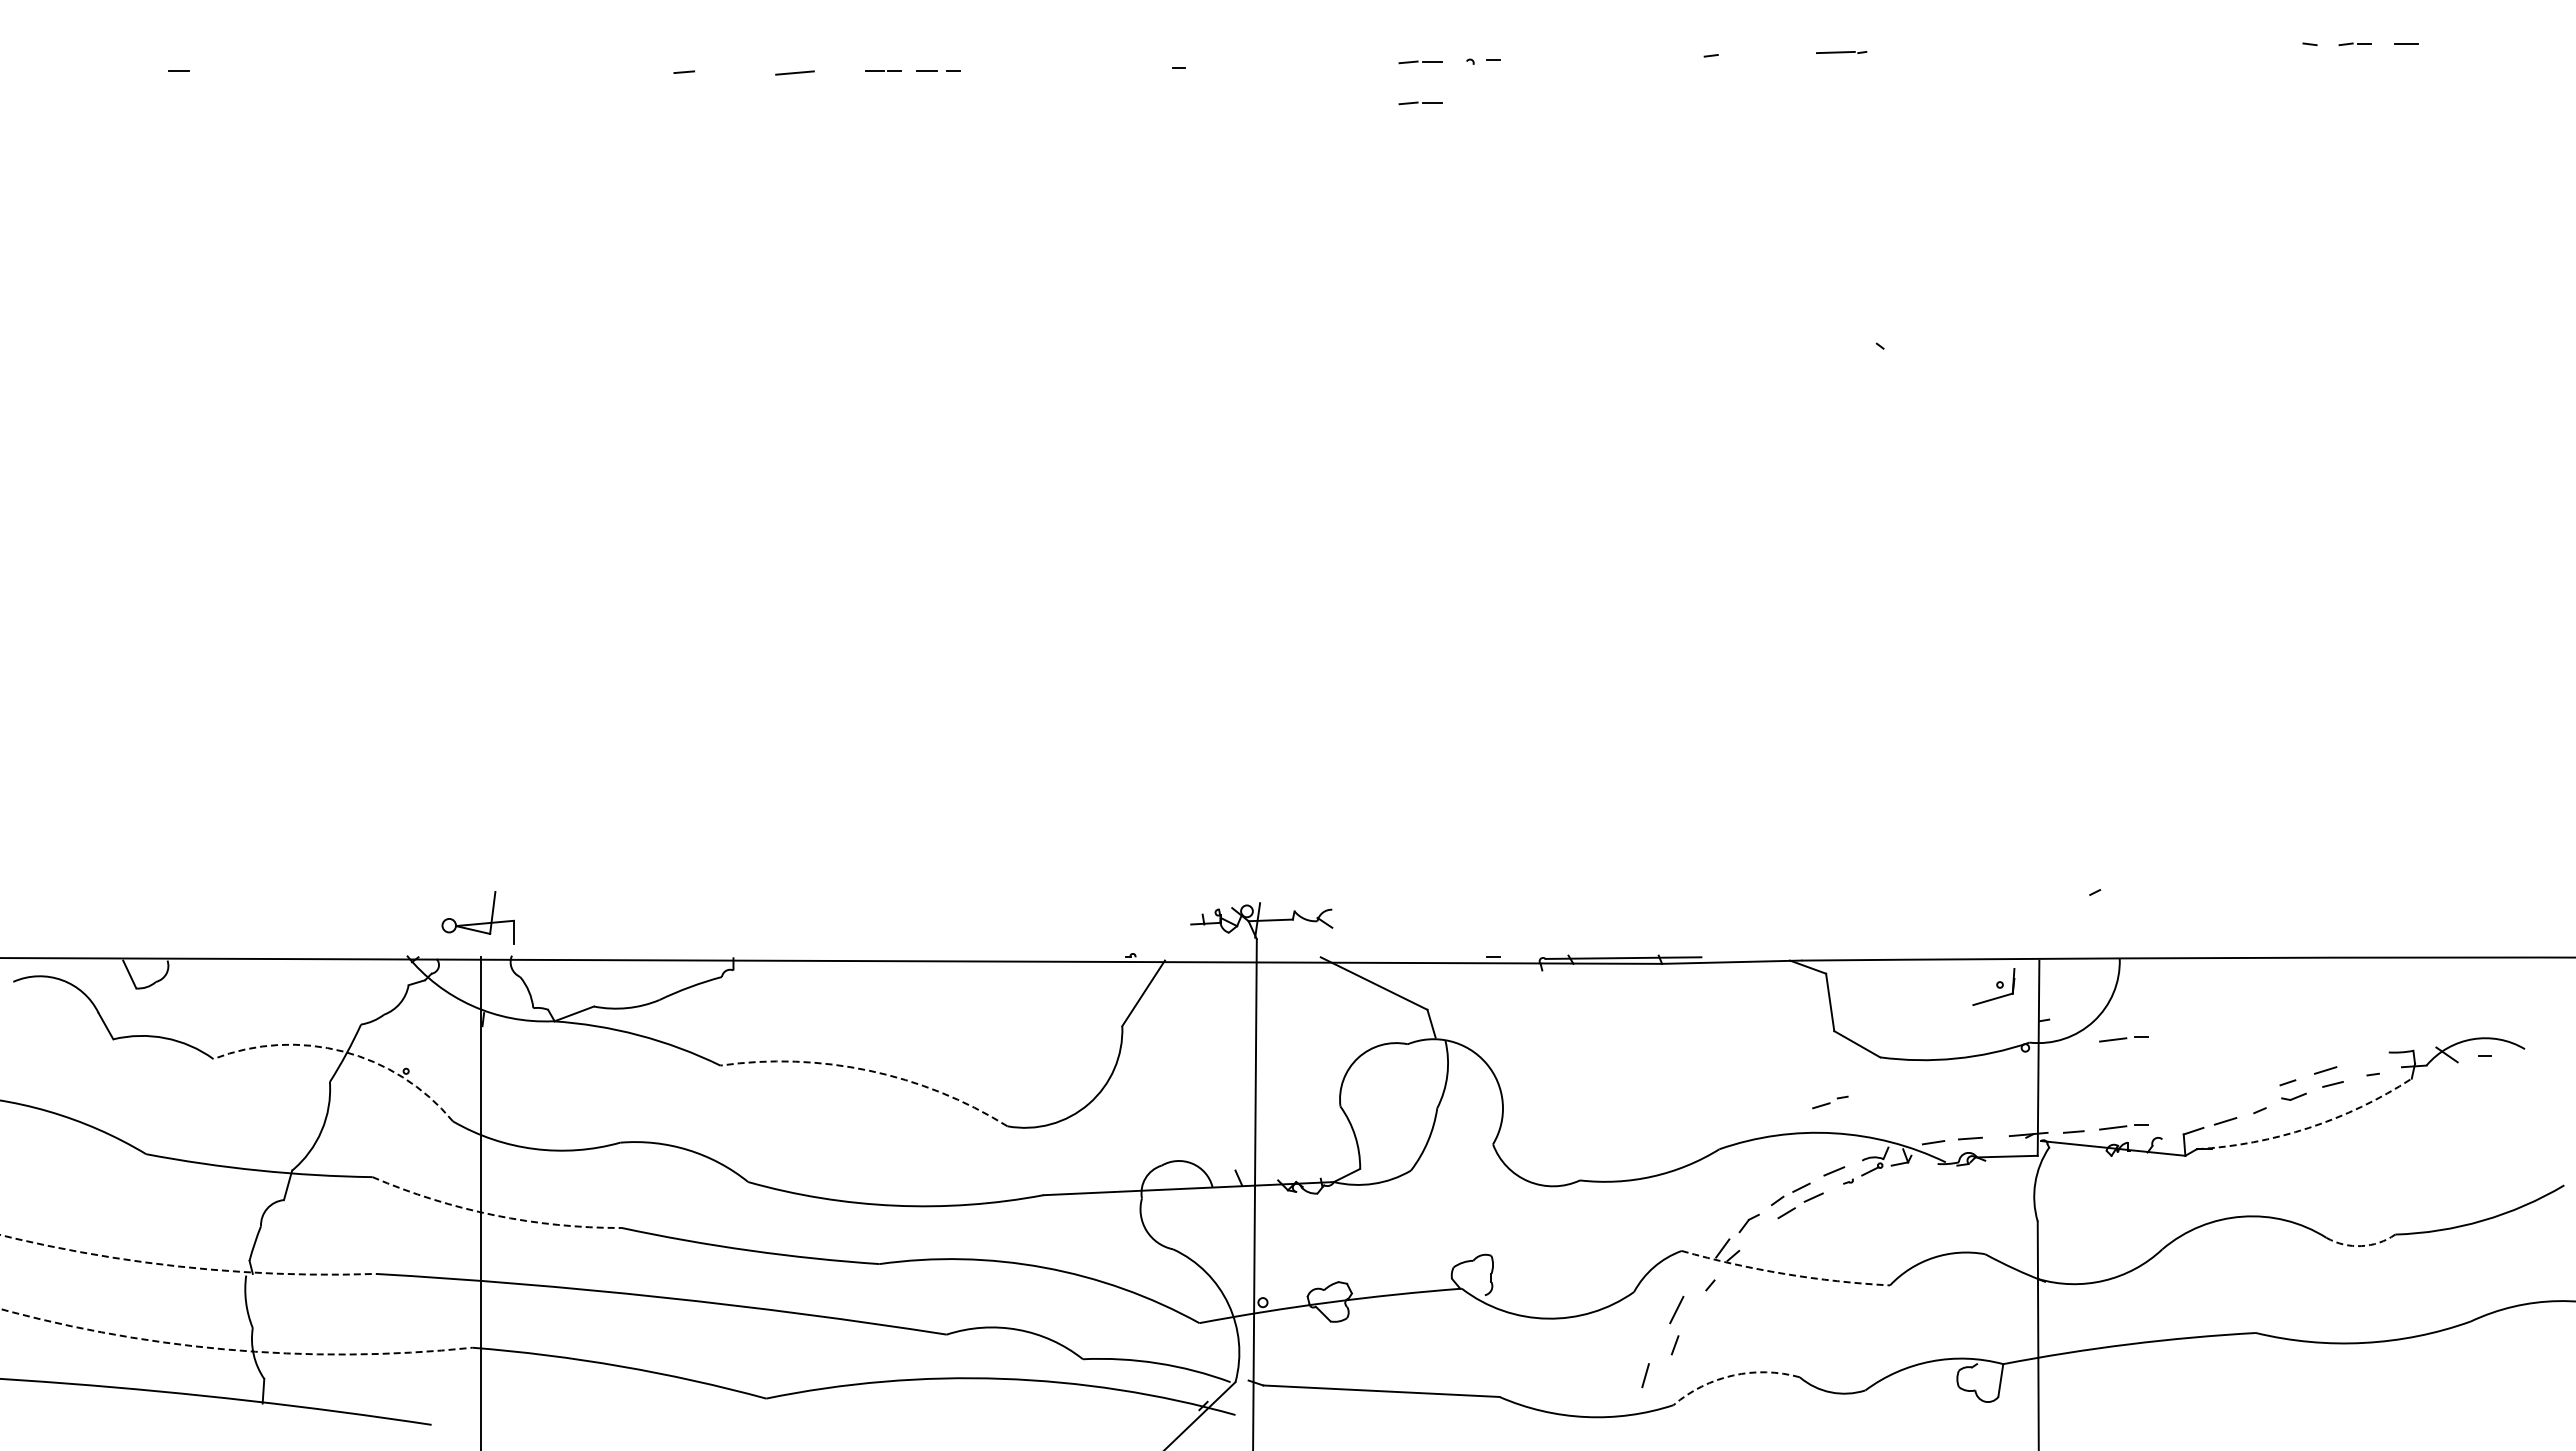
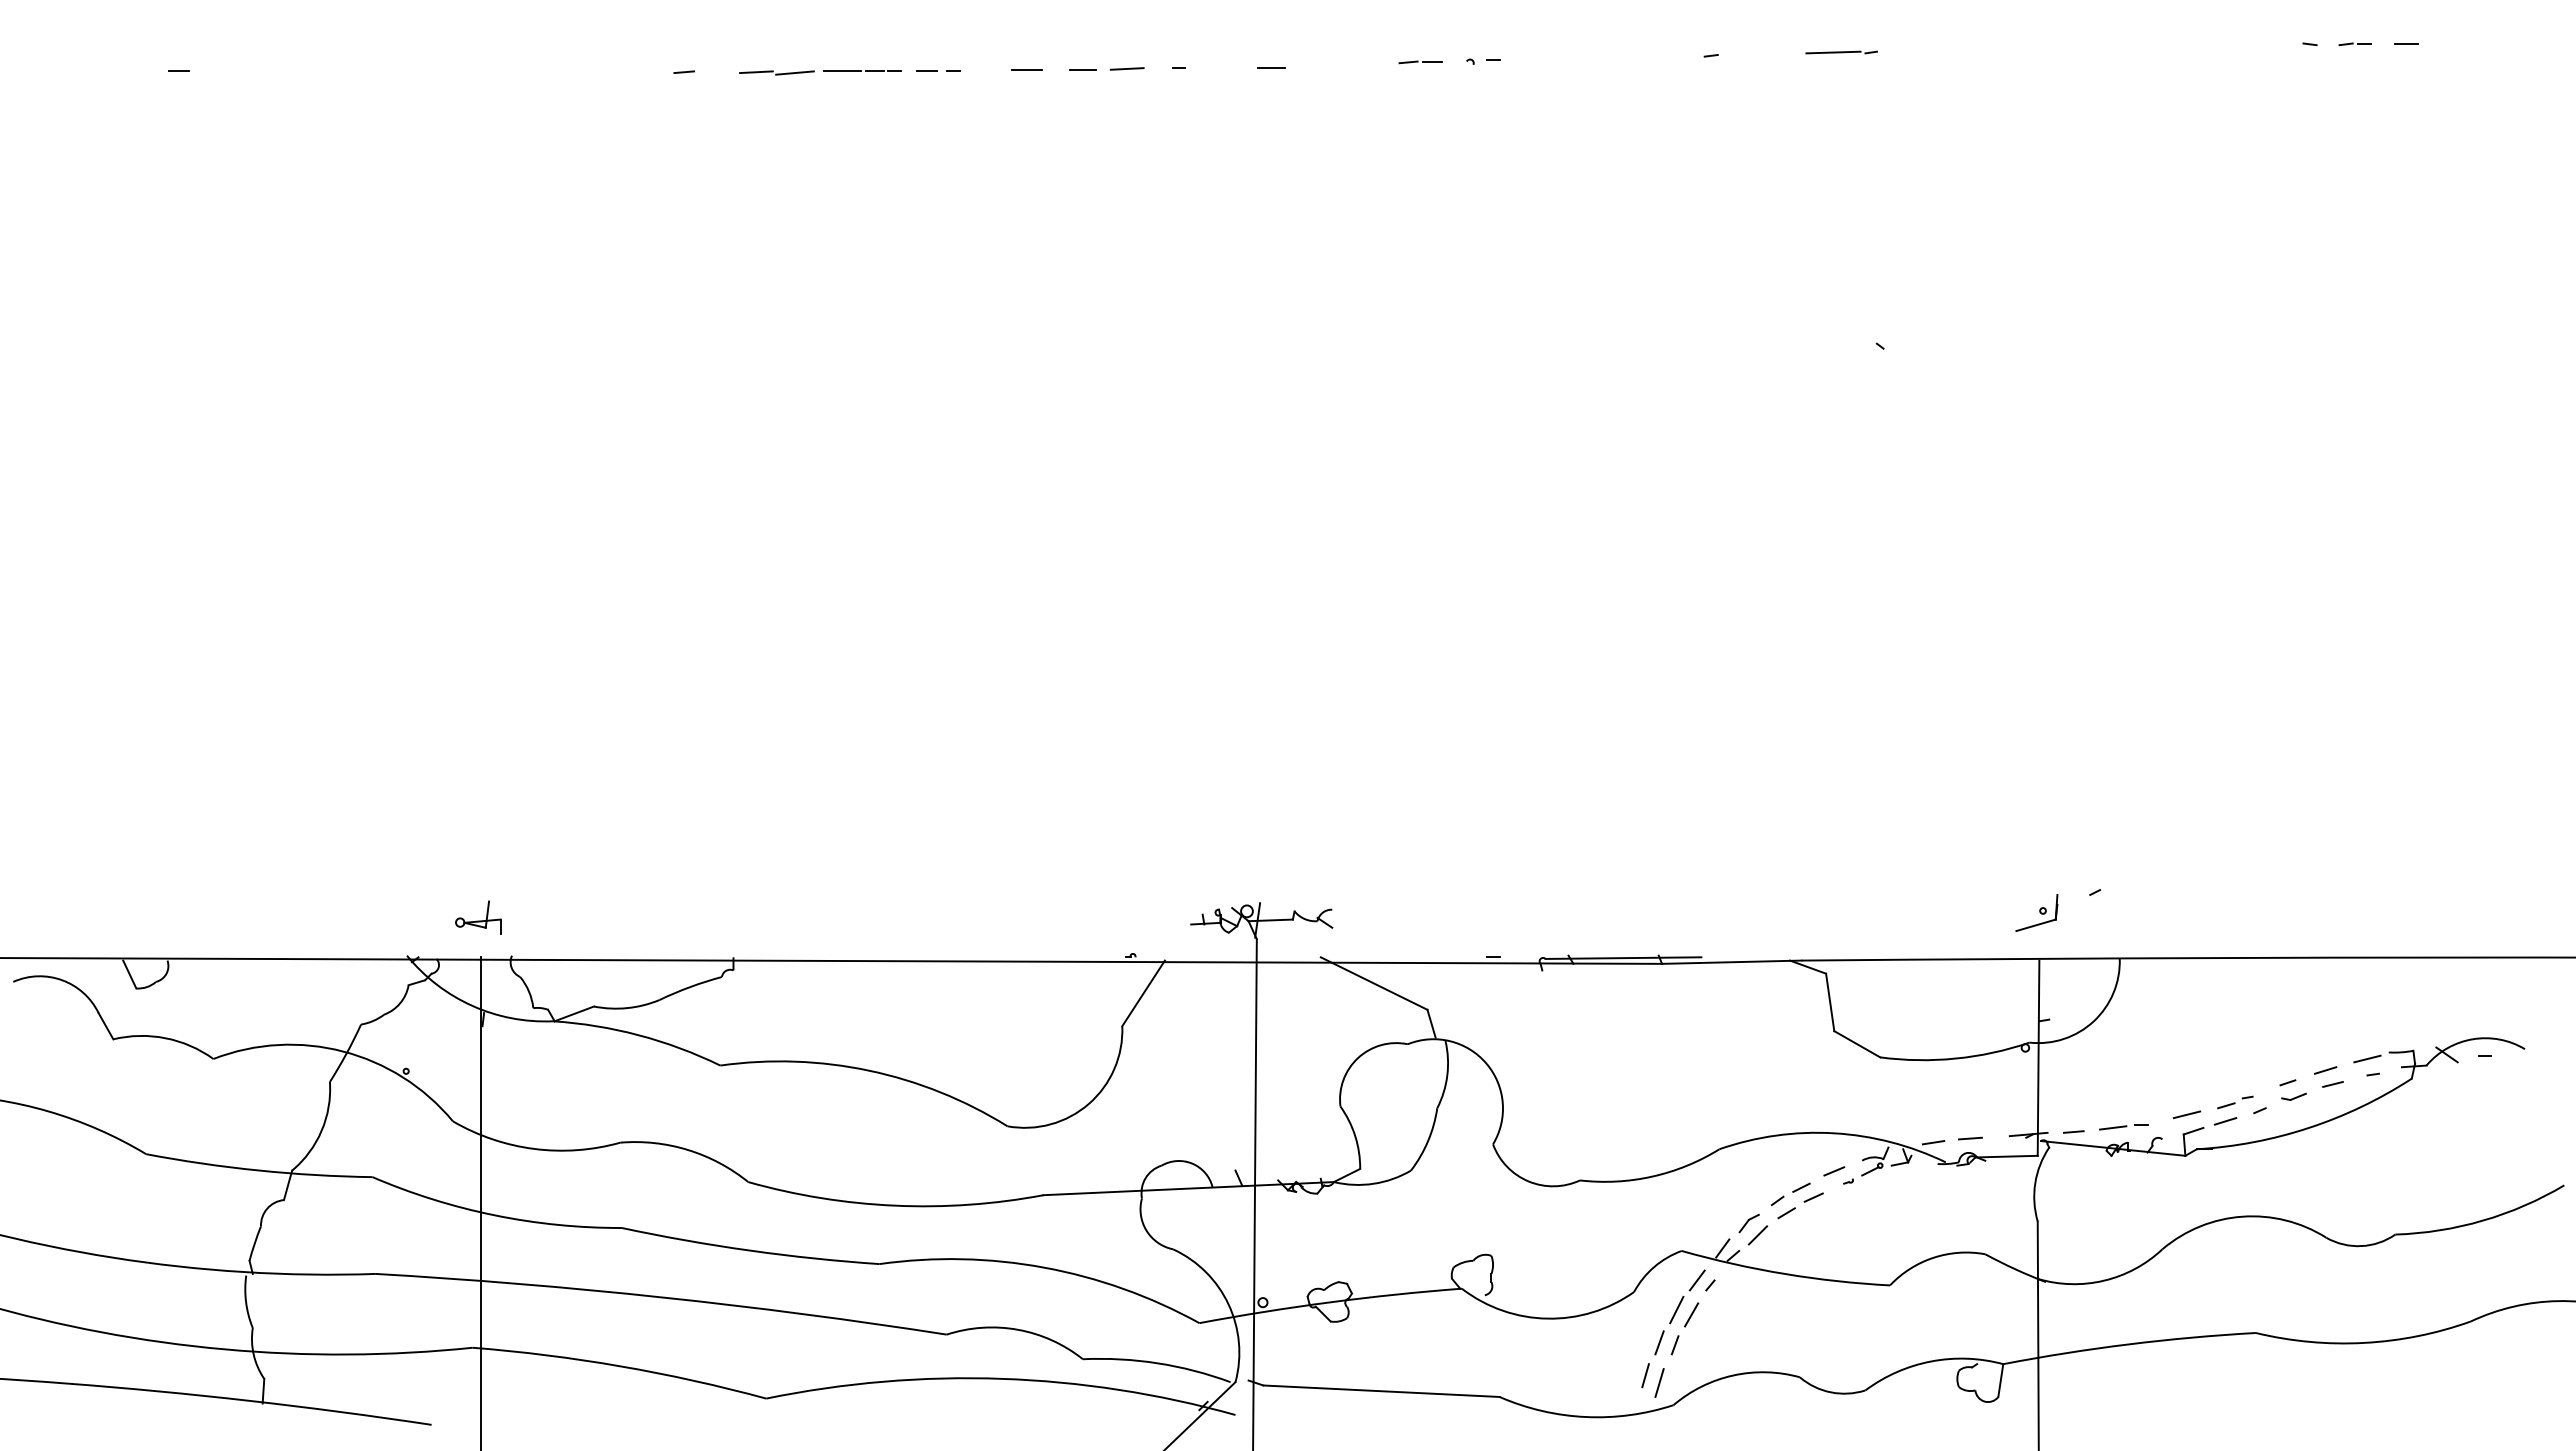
part size: 52x3 px -> 73x5 px (1841, 52)
line: none -> present (1126, 68)
line: none -> present (1271, 68)
line: none -> present (1026, 69)
line: none -> present (1082, 69)
line: none -> present (842, 71)
line: none -> present (756, 72)
part: present -> none (1420, 103)
part size: 74x54 px -> 47x35 px (478, 917)
part position: (1993, 986) -> (2036, 912) (2036, 912)
part: present -> none (2123, 1039)
arc: dashed -> solid (343, 1051)
line: none -> present (2367, 1058)
arc: dashed -> solid (869, 1070)
part position: (1830, 1102) -> (2235, 1102) (2235, 1102)
line: none -> present (2186, 1114)
arc: dashed -> solid (2308, 1127)
arc: dashed -> solid (494, 1215)
line: none -> present (1757, 1235)
arc: dashed -> solid (2361, 1246)
arc: dashed -> solid (188, 1267)
arc: dashed -> solid (1784, 1273)
line: none -> present (1696, 1280)
line: none -> present (1691, 1314)
line: none -> present (1659, 1342)
arc: dashed -> solid (234, 1350)
arc: dashed -> solid (1733, 1375)
line: none -> present (1659, 1382)
